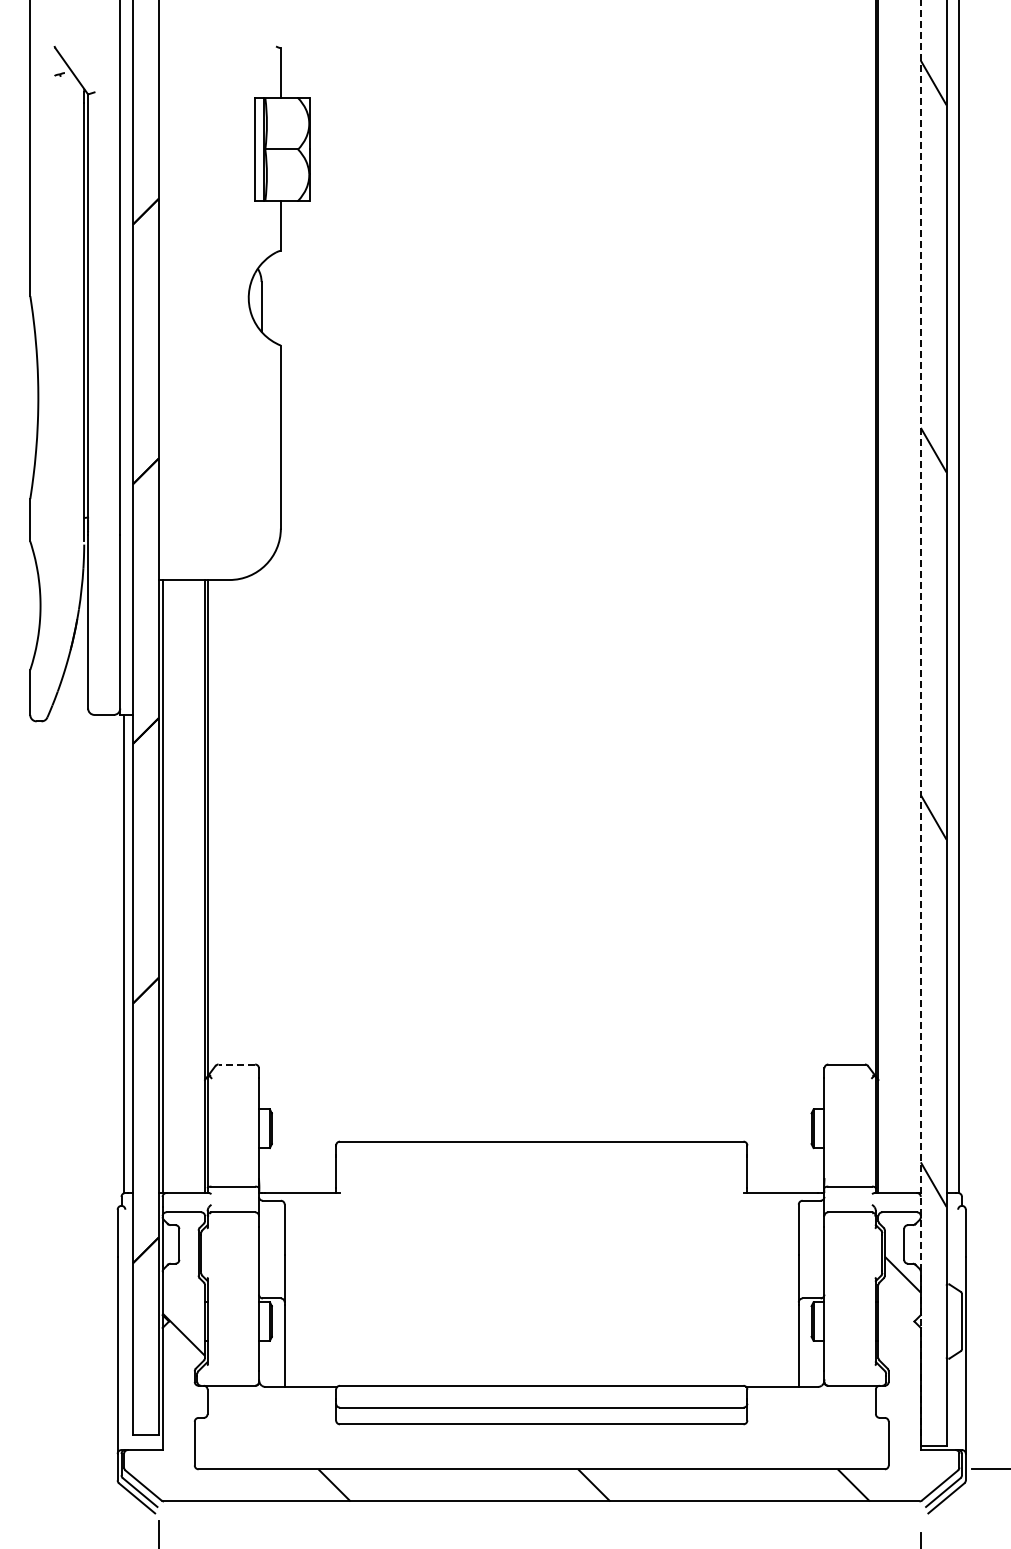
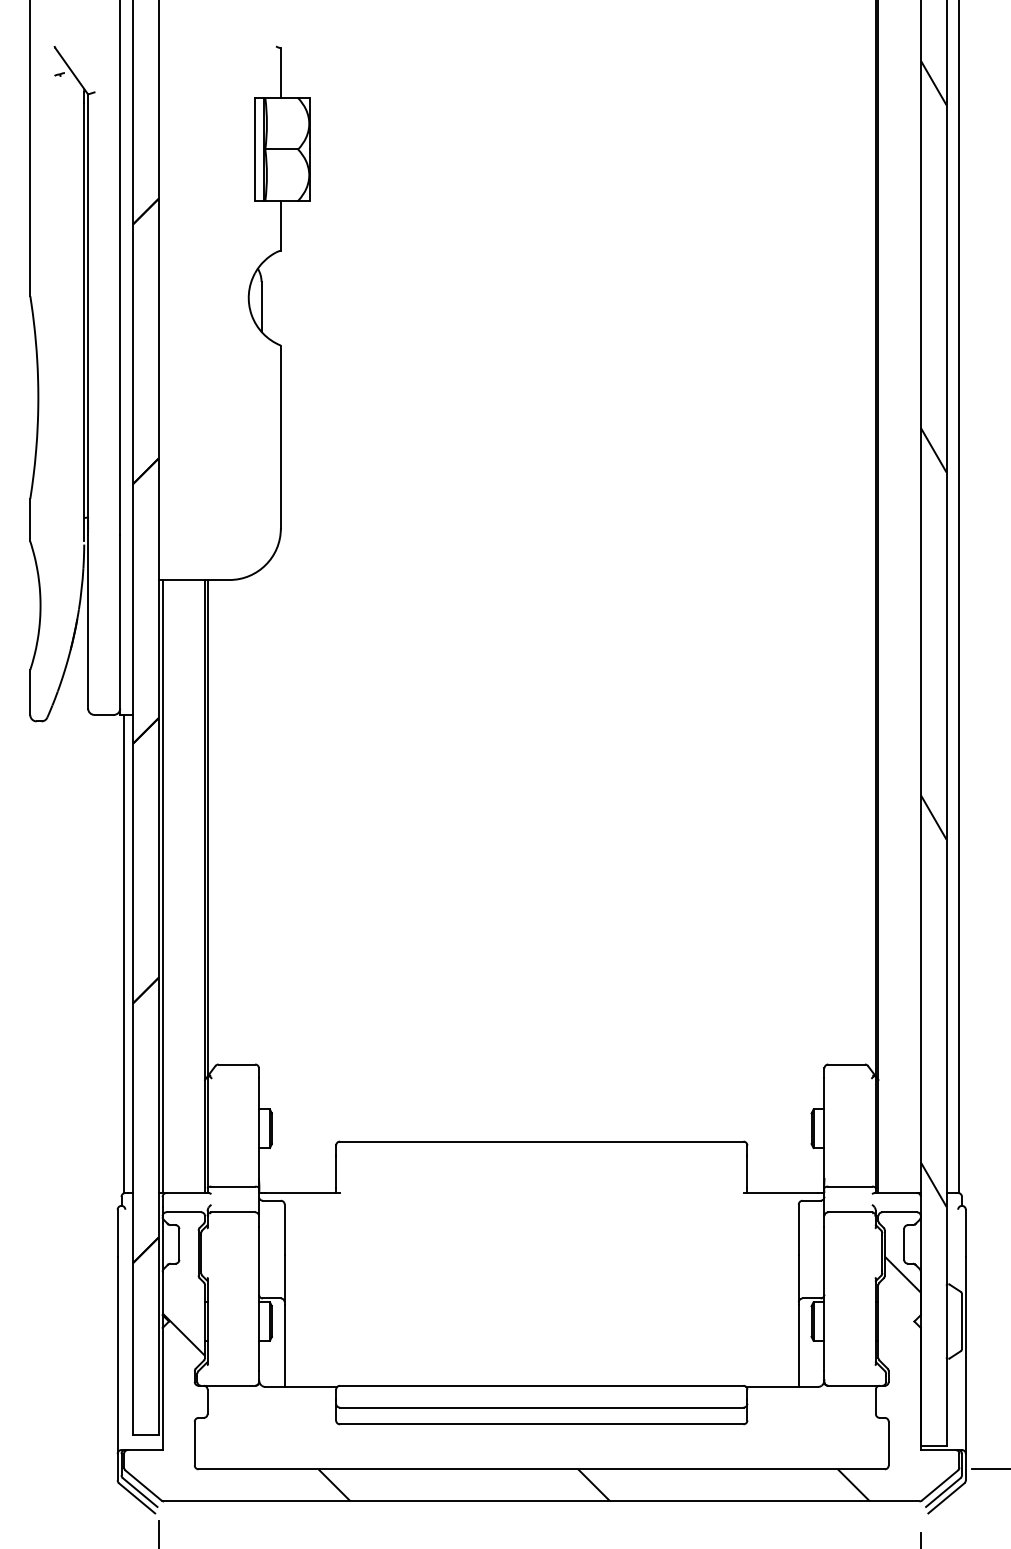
line: dashed -> solid (920, 723)
line: dashed -> solid (236, 1064)
